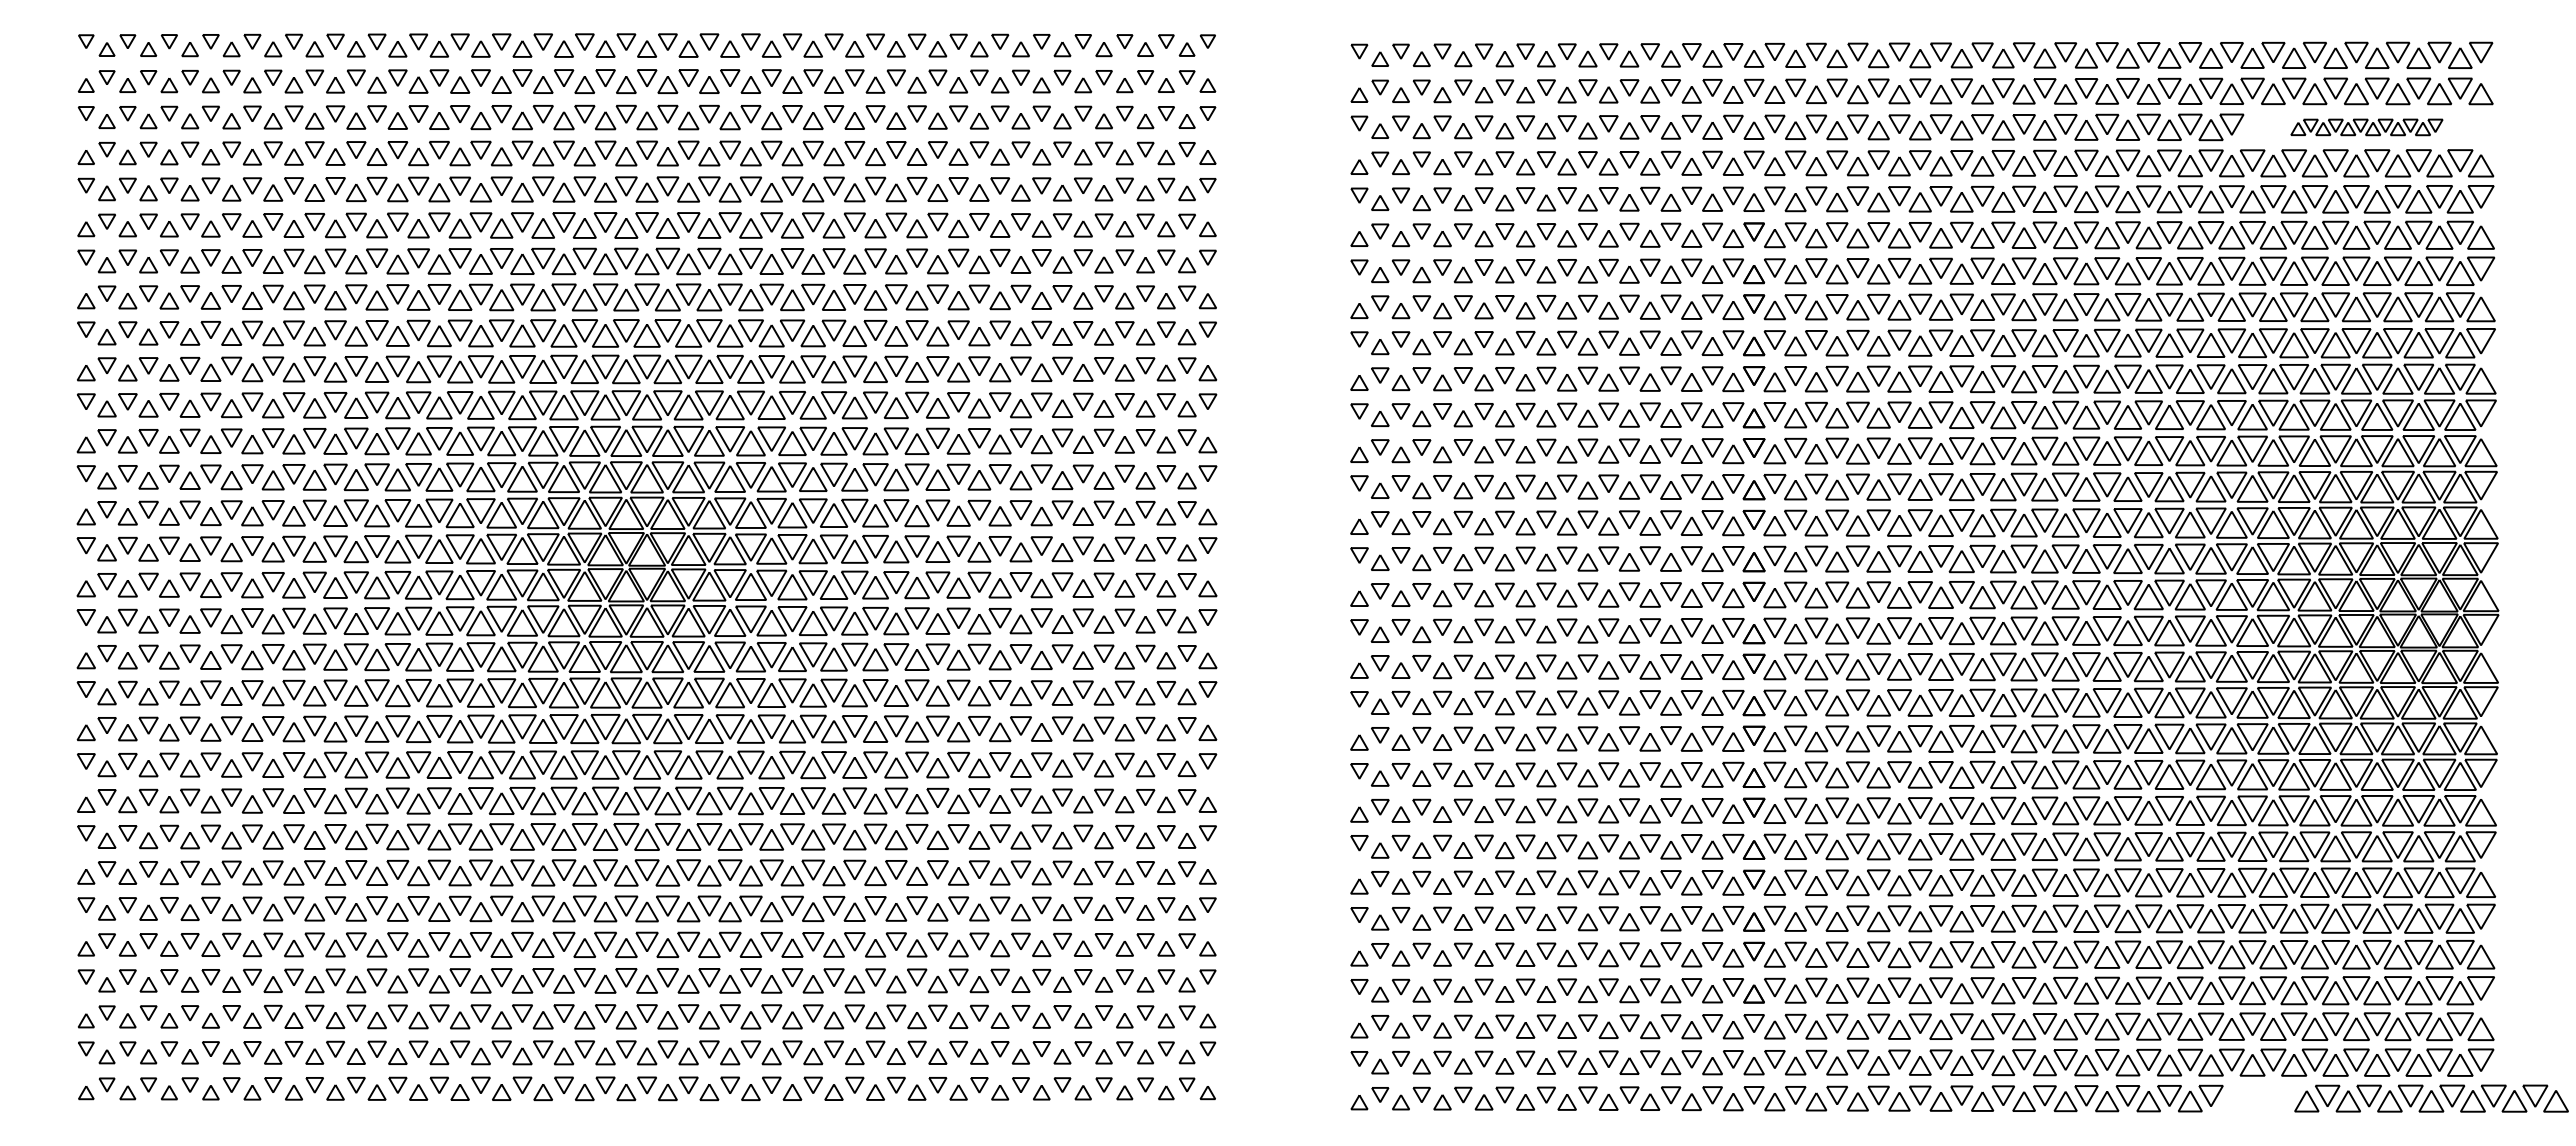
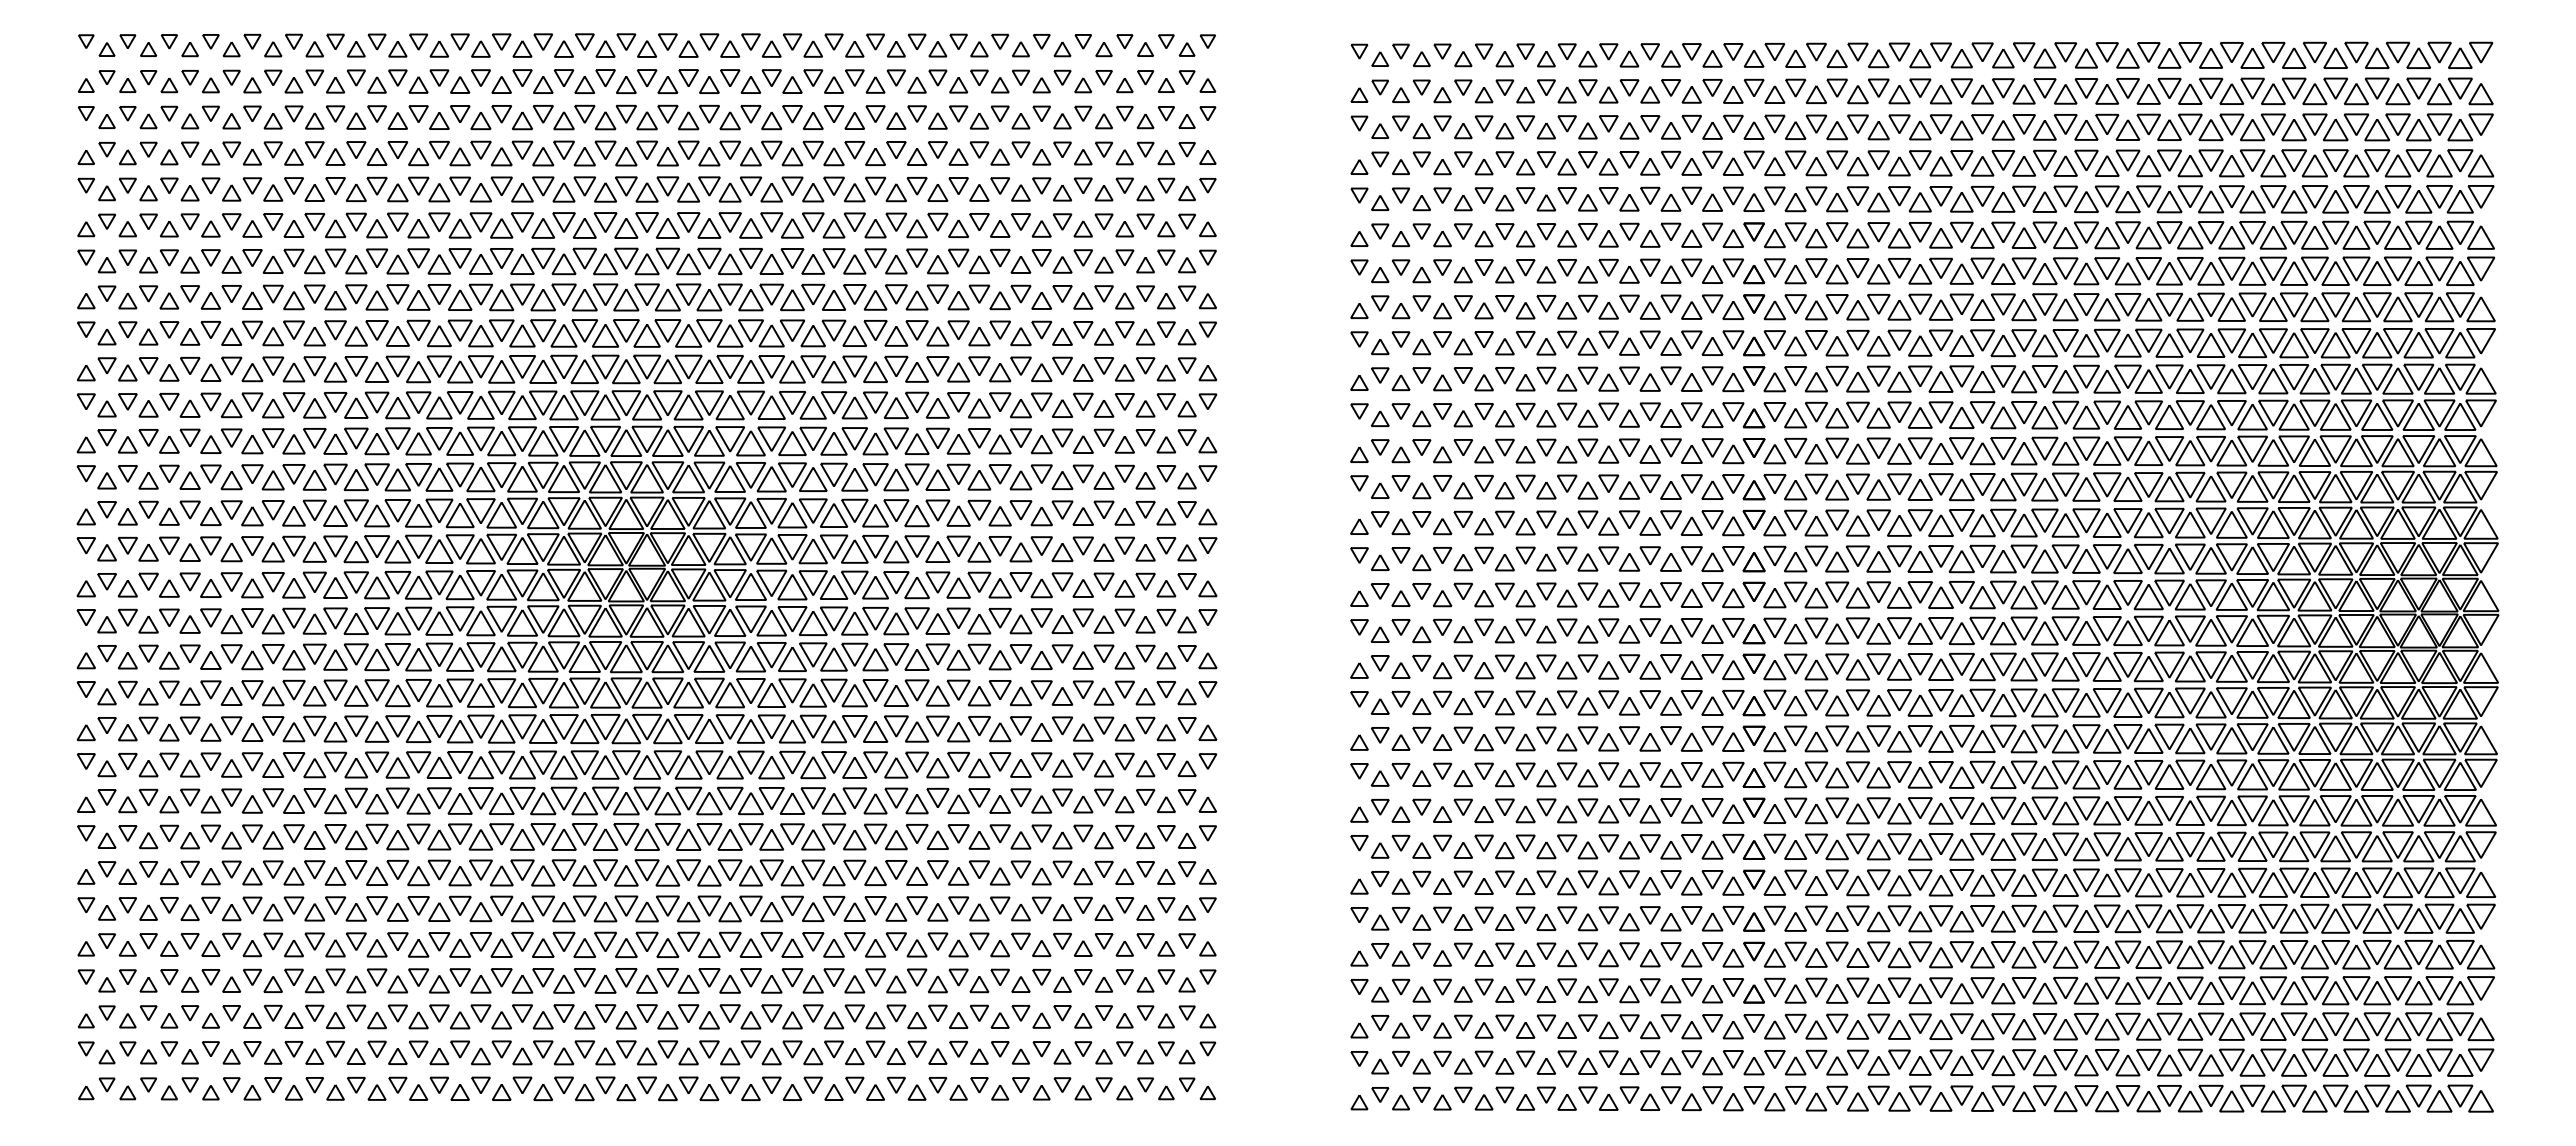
part size: 154x19 px -> 254x29 px (2366, 127)
part position: (2431, 1098) -> (2356, 1098) (2356, 1098)
